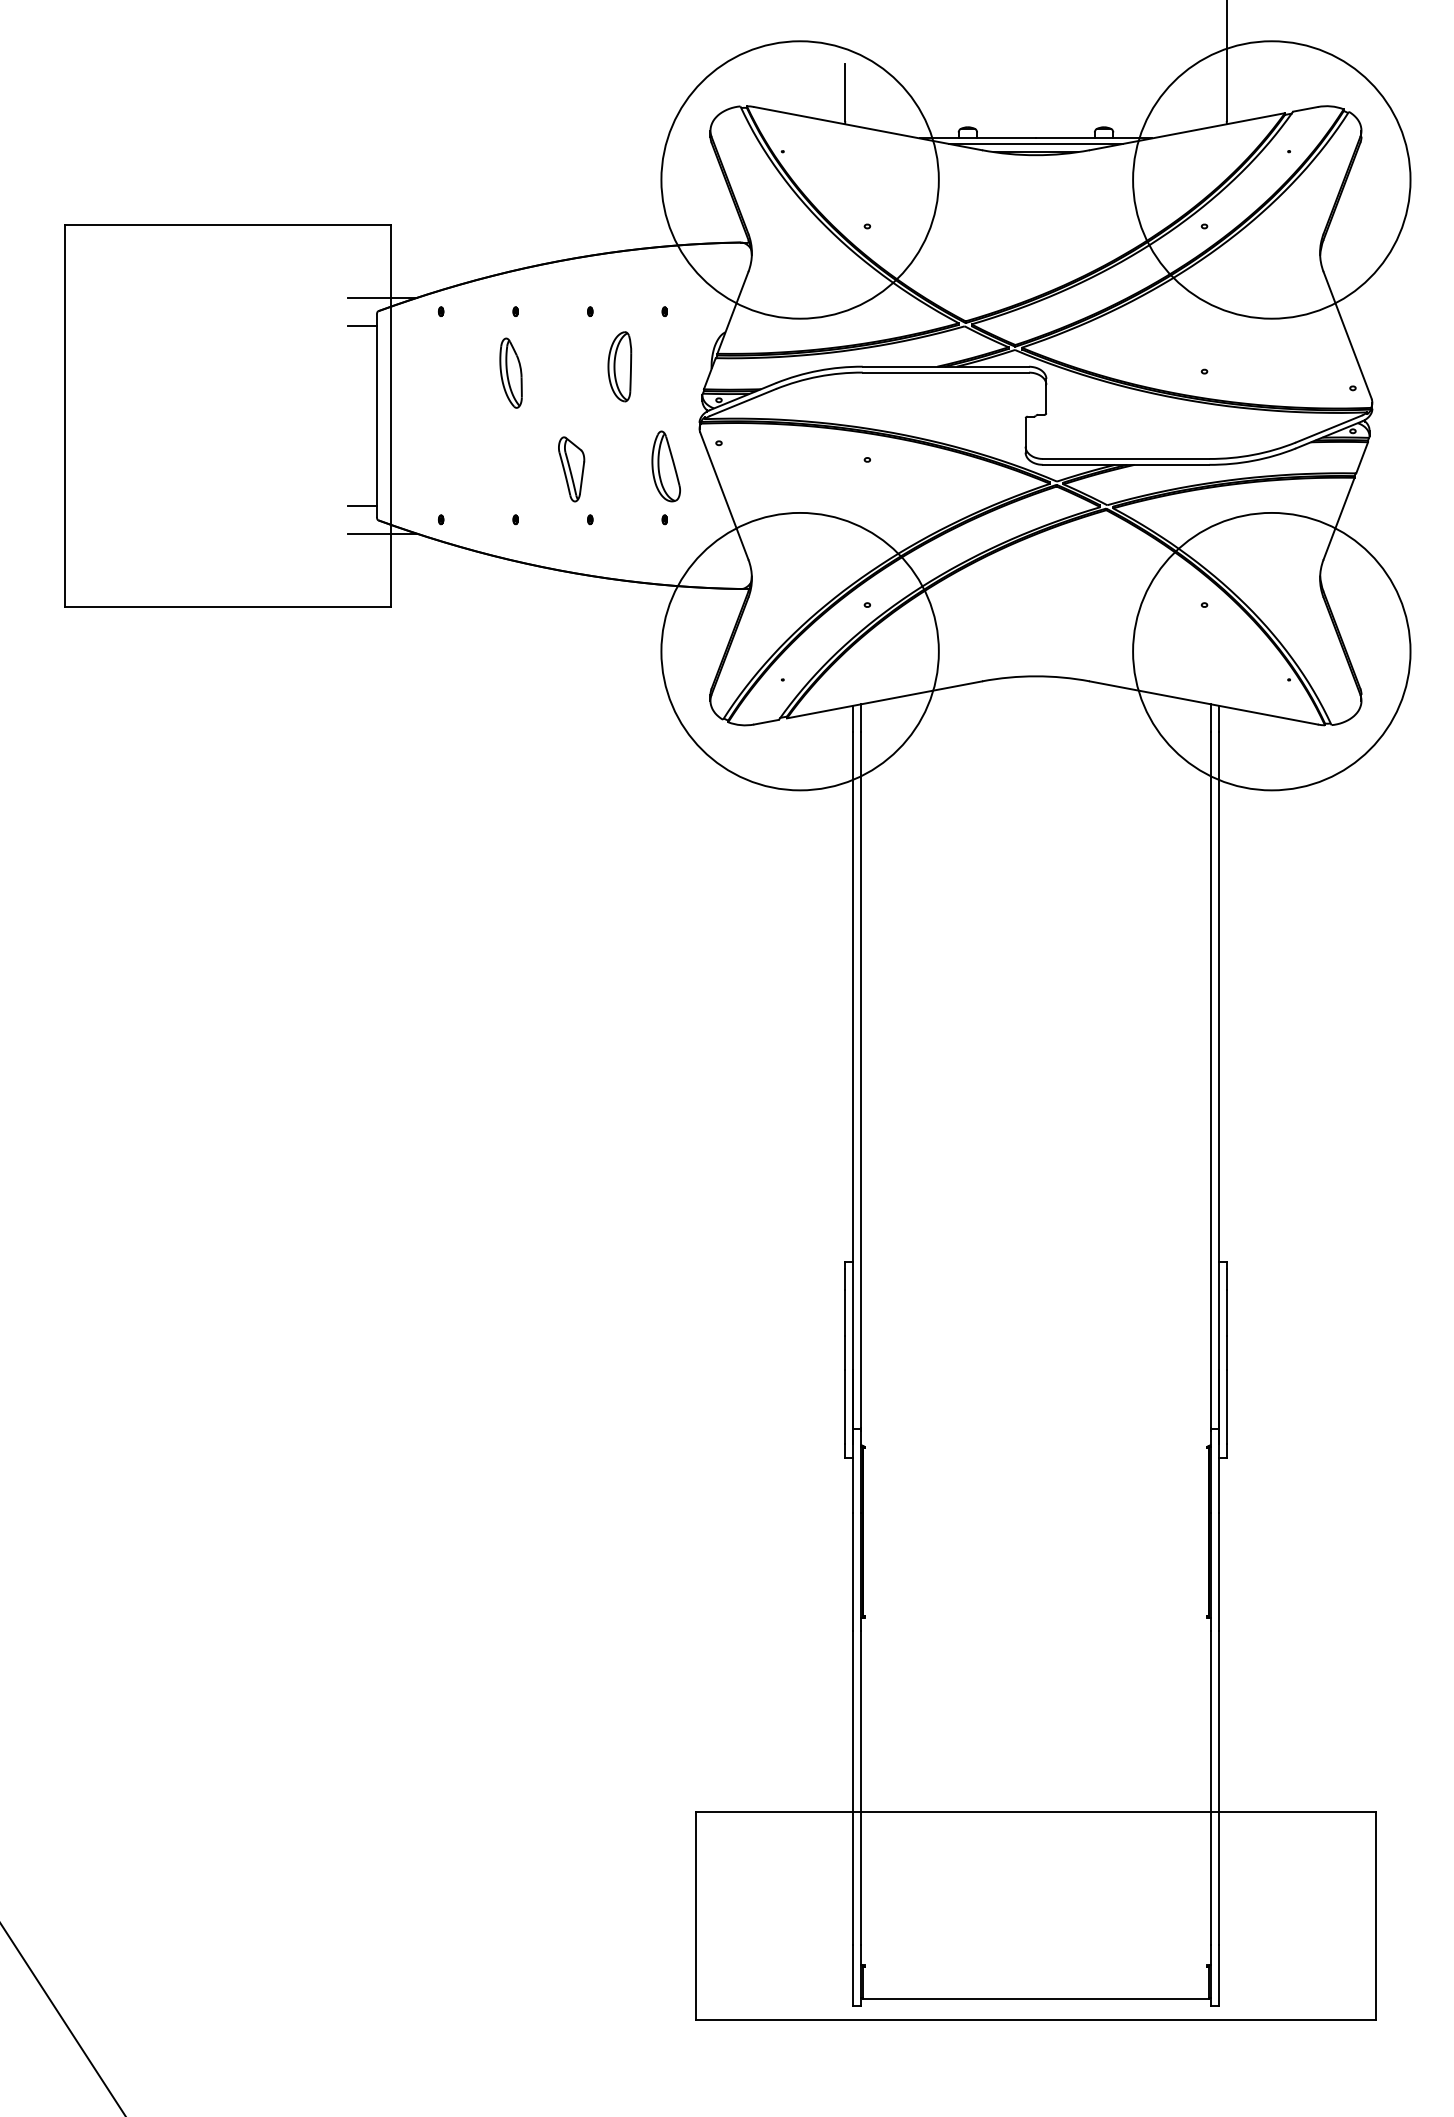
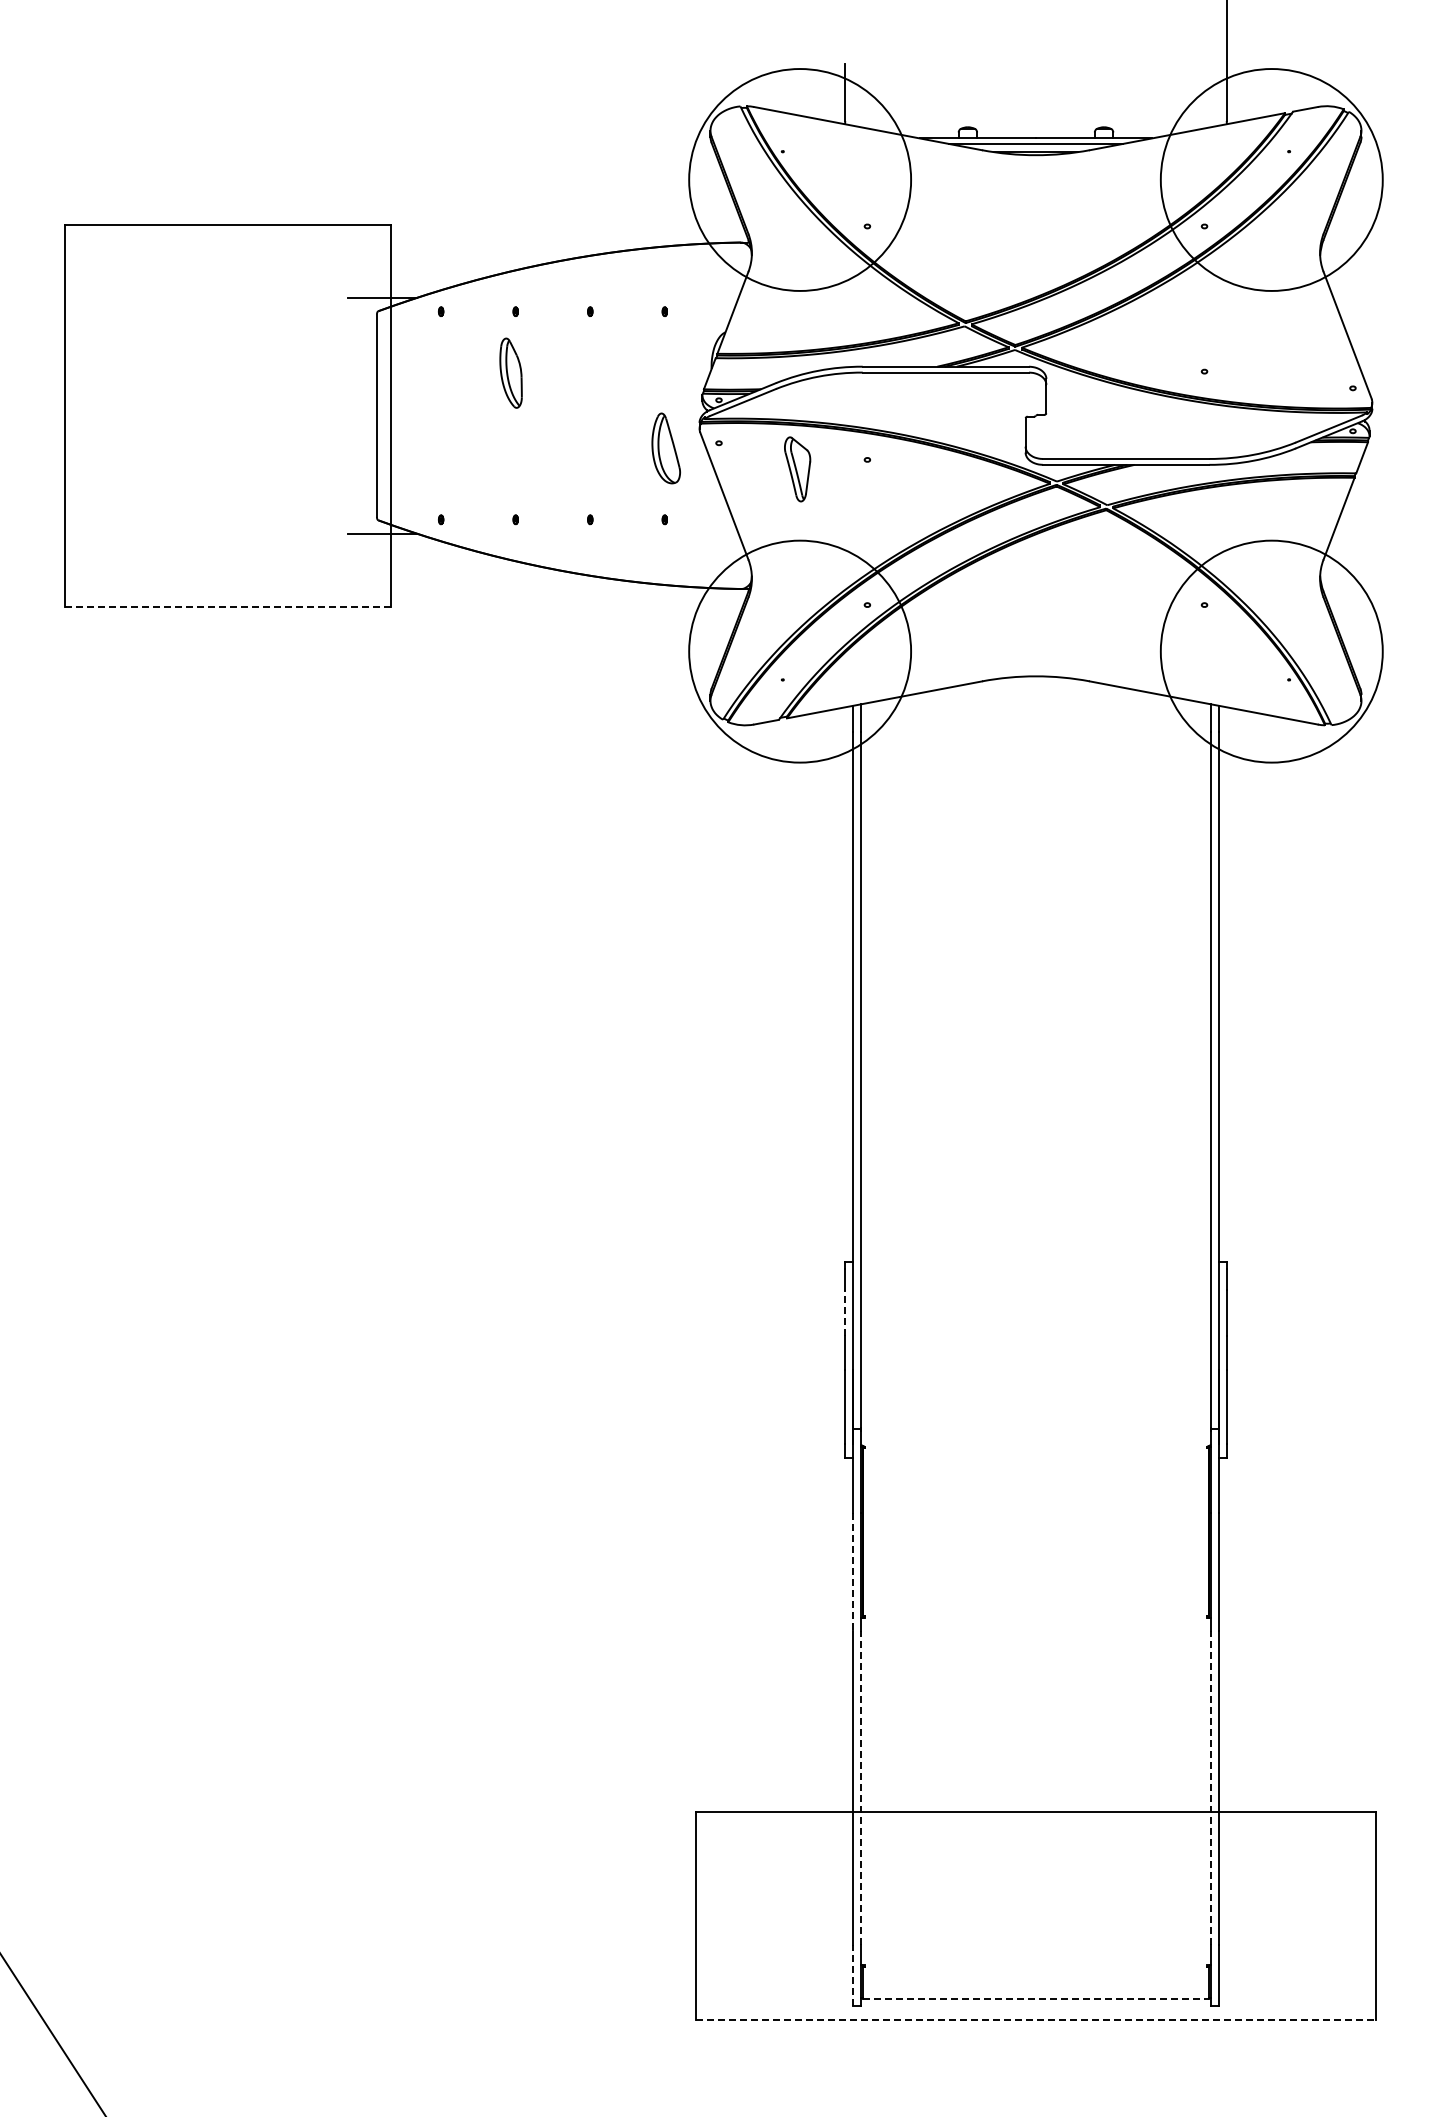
circle diameter: 277 px -> 222 px (800, 179)
circle diameter: 277 px -> 222 px (1271, 179)
line: present -> none (361, 325)
part: present -> none (619, 366)
part position: (665, 466) -> (665, 448) (665, 448)
part position: (571, 469) -> (797, 469) (797, 469)
line: present -> none (361, 505)
line: solid -> dashed (227, 606)
circle diameter: 277 px -> 222 px (800, 651)
circle diameter: 277 px -> 222 px (1271, 651)
line: solid -> dashed (844, 1313)
line: solid -> dashed (852, 1572)
line: solid -> dashed (861, 1787)
line: solid -> dashed (1210, 1787)
line: solid -> dashed (852, 1975)
line: solid -> dashed (1036, 1998)
line position: (62, 2019) -> (53, 2034) (53, 2034)
line: solid -> dashed (1035, 2020)
